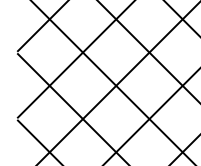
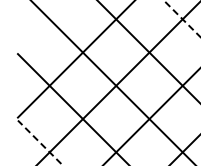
line: solid -> dashed (182, 18)
line: present -> none (41, 26)
line: solid -> dashed (40, 143)
